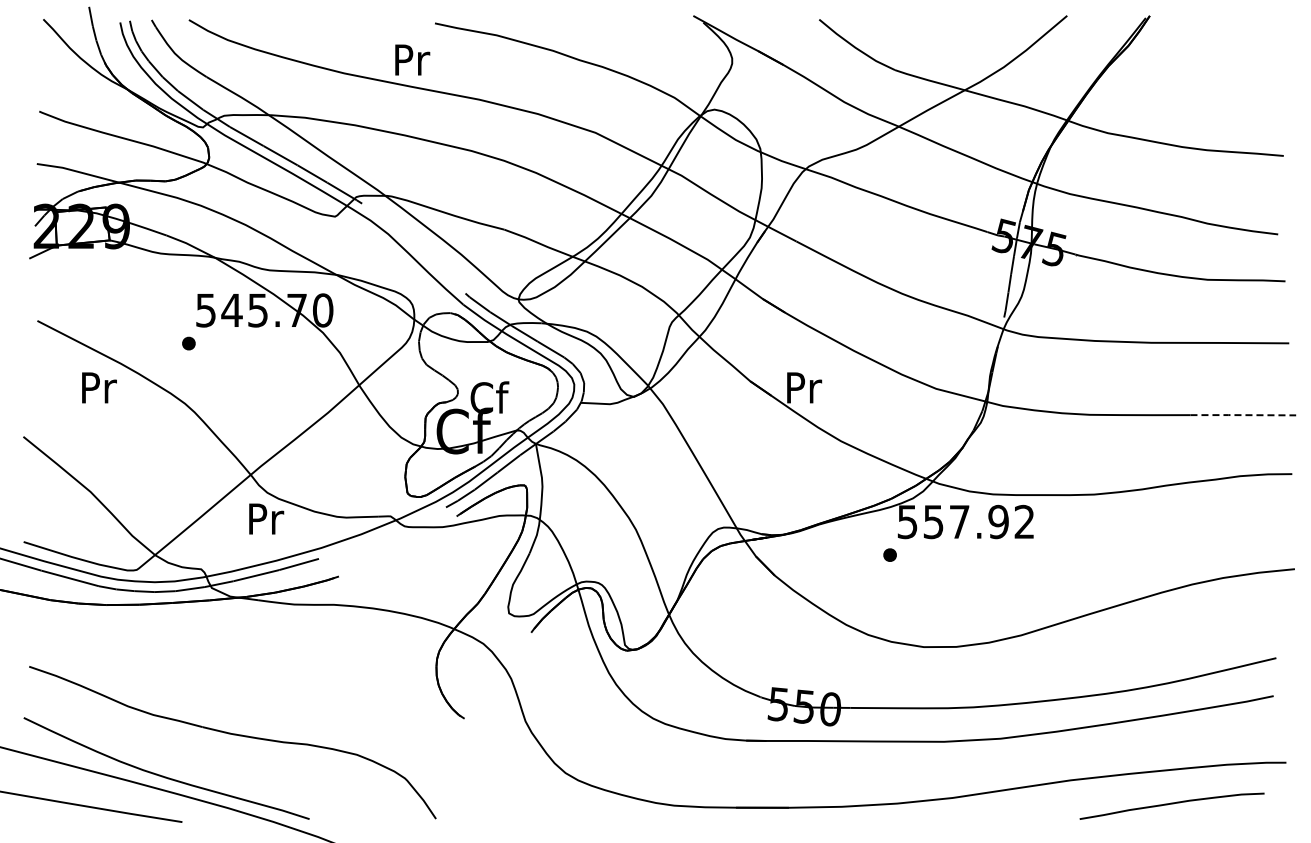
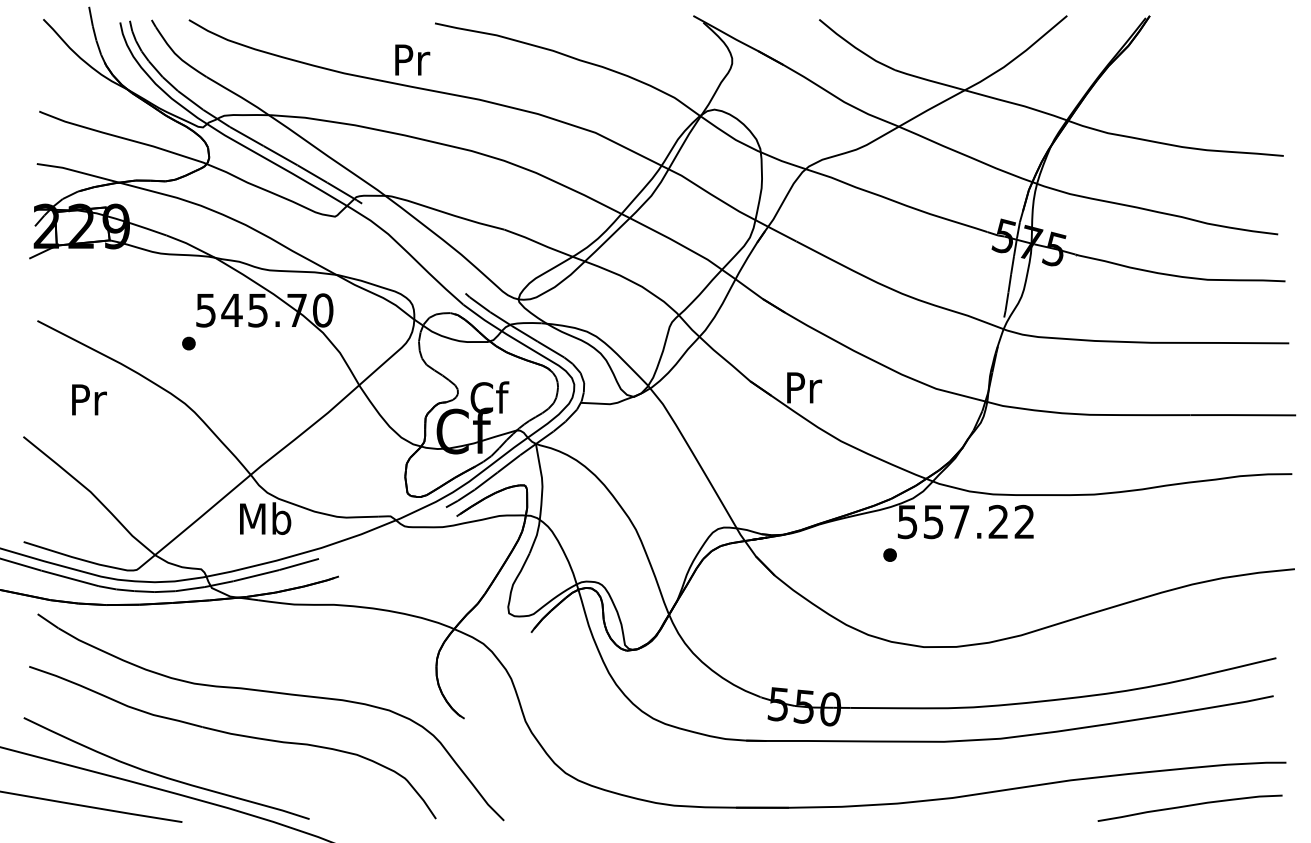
text position: (99, 387) -> (89, 399) (89, 399)
line: dashed -> solid (1243, 415)
text: Pr -> Mb (265, 518)
text: 557.92 -> 557.22 (998, 522)
part: none -> present (272, 693)
curve position: (1171, 804) -> (1189, 806) (1189, 806)
